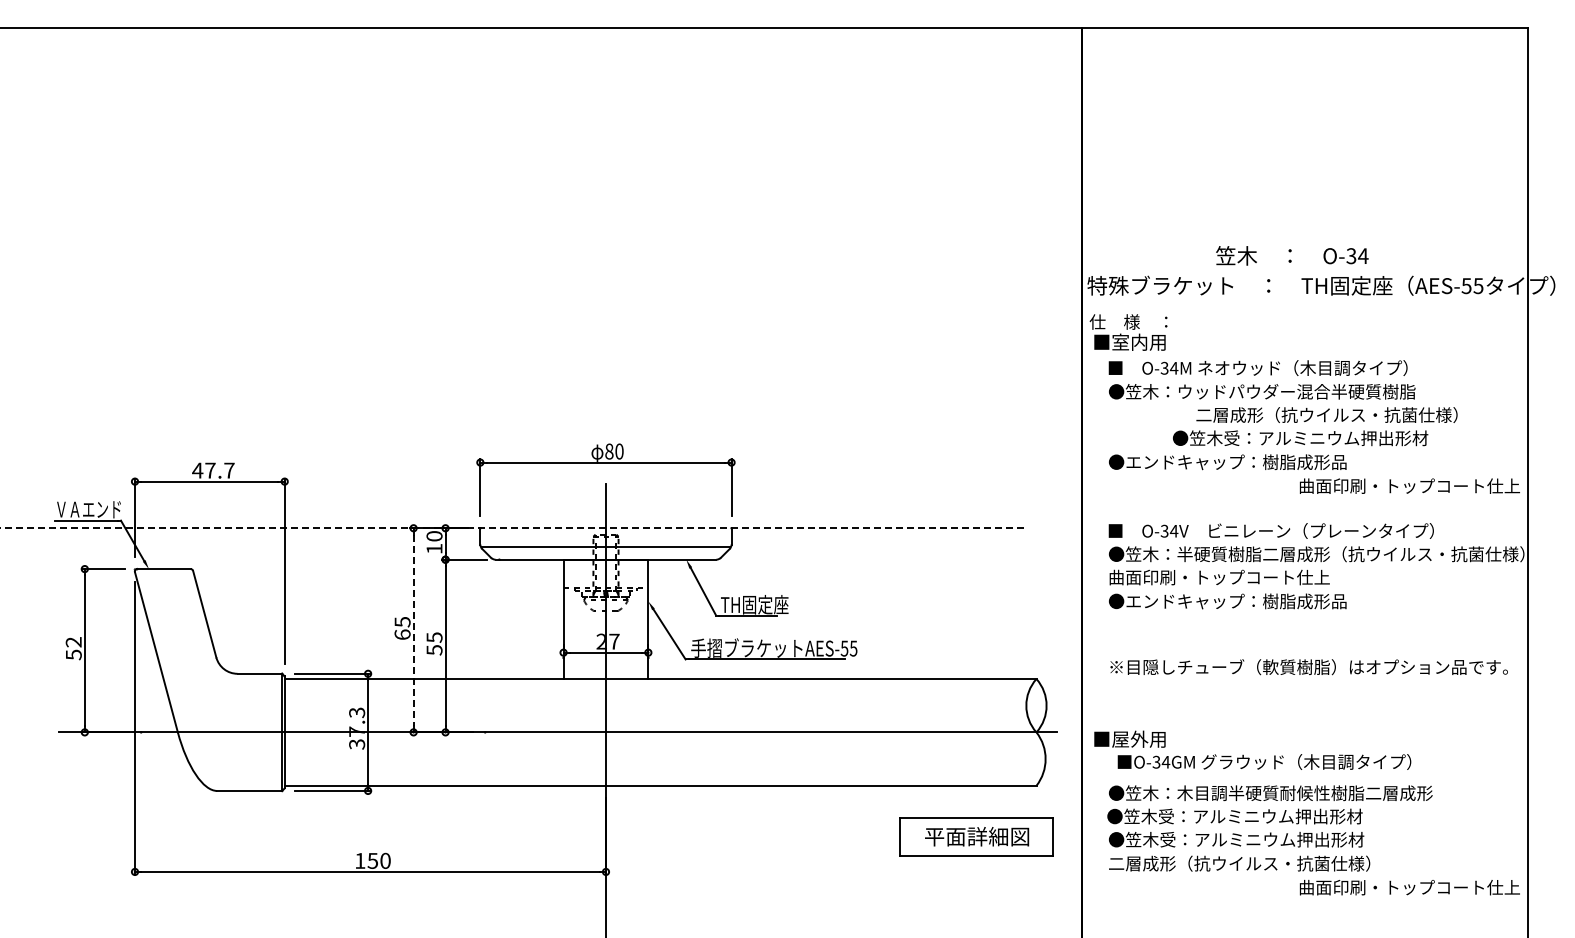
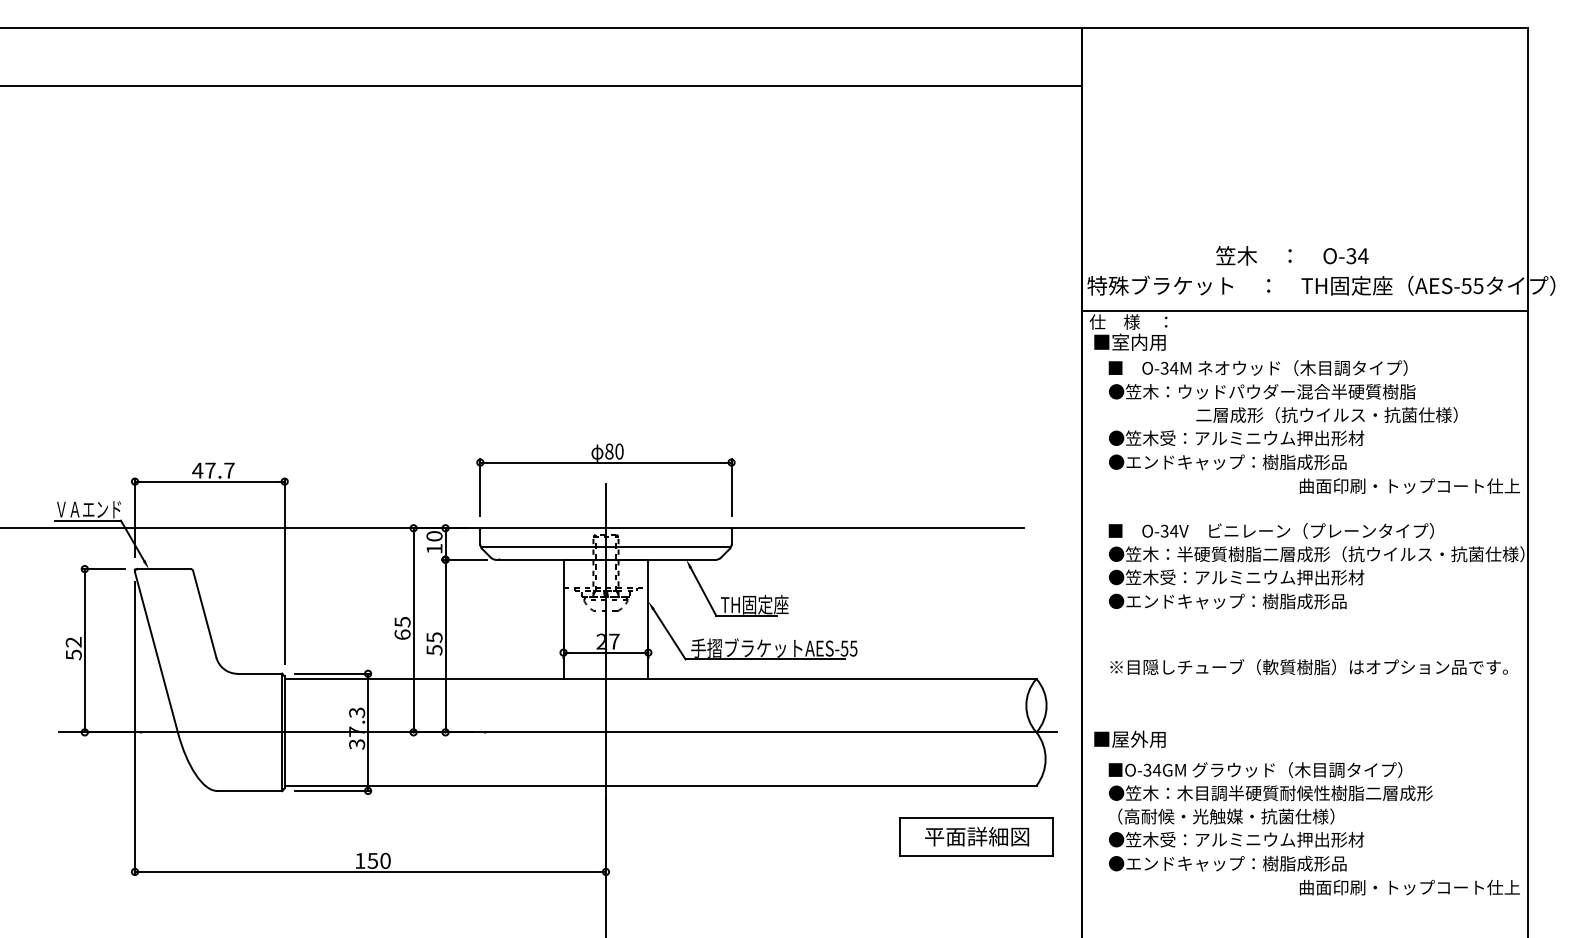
line: none -> present (541, 86)
line: none -> present (1304, 310)
text position: (1300, 438) -> (1236, 438) (1236, 438)
line: dashed -> solid (512, 528)
text: 曲面印刷・トップコート仕上 -> ●笠木受：アルミニウム押出形材 (1236, 577)
line: dashed -> solid (413, 630)
text position: (1264, 761) -> (1255, 769) (1255, 769)
text: ●笠木受：アルミニウム押出形材 -> （高耐候・光触媒・抗菌仕様） (1234, 816)
text: 二層成形（抗ウイルス・抗菌仕様） -> ●エンドキャップ：樹脂成形品 (1239, 863)
